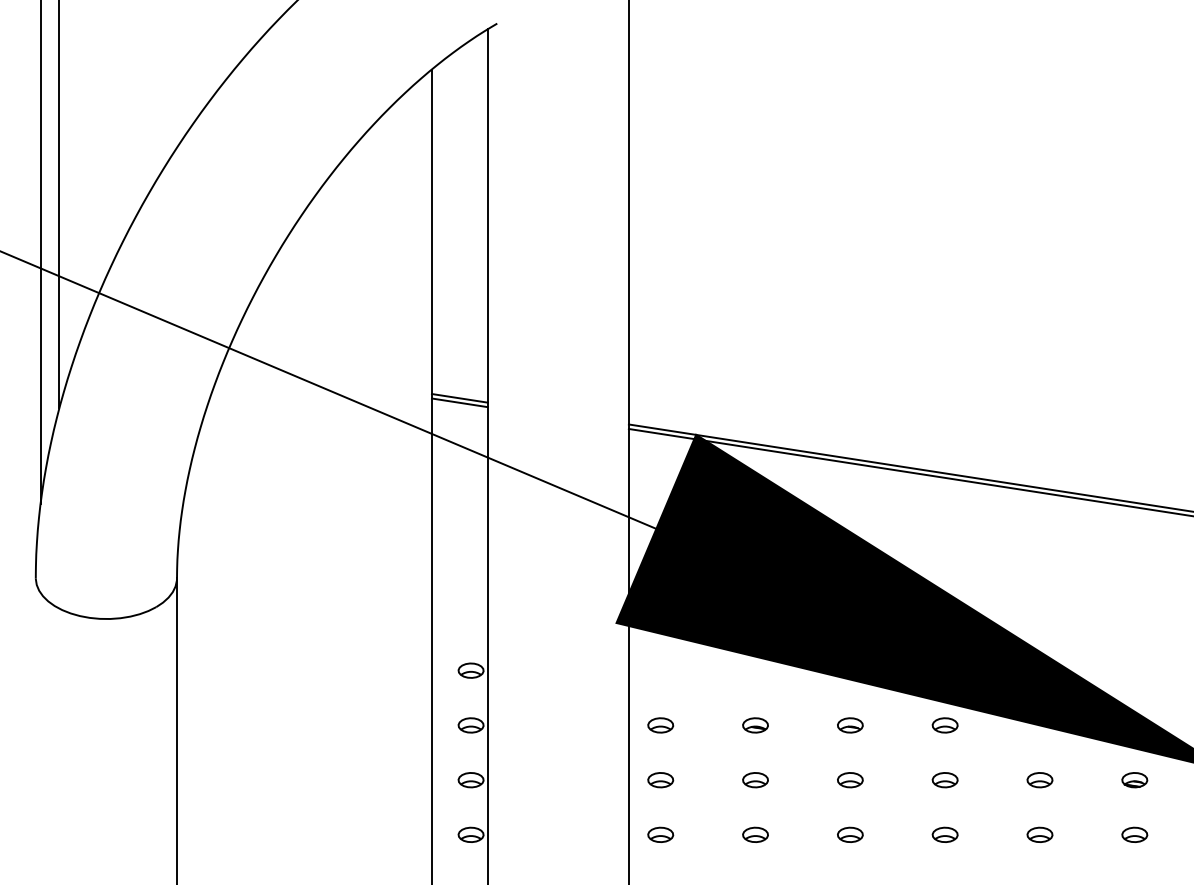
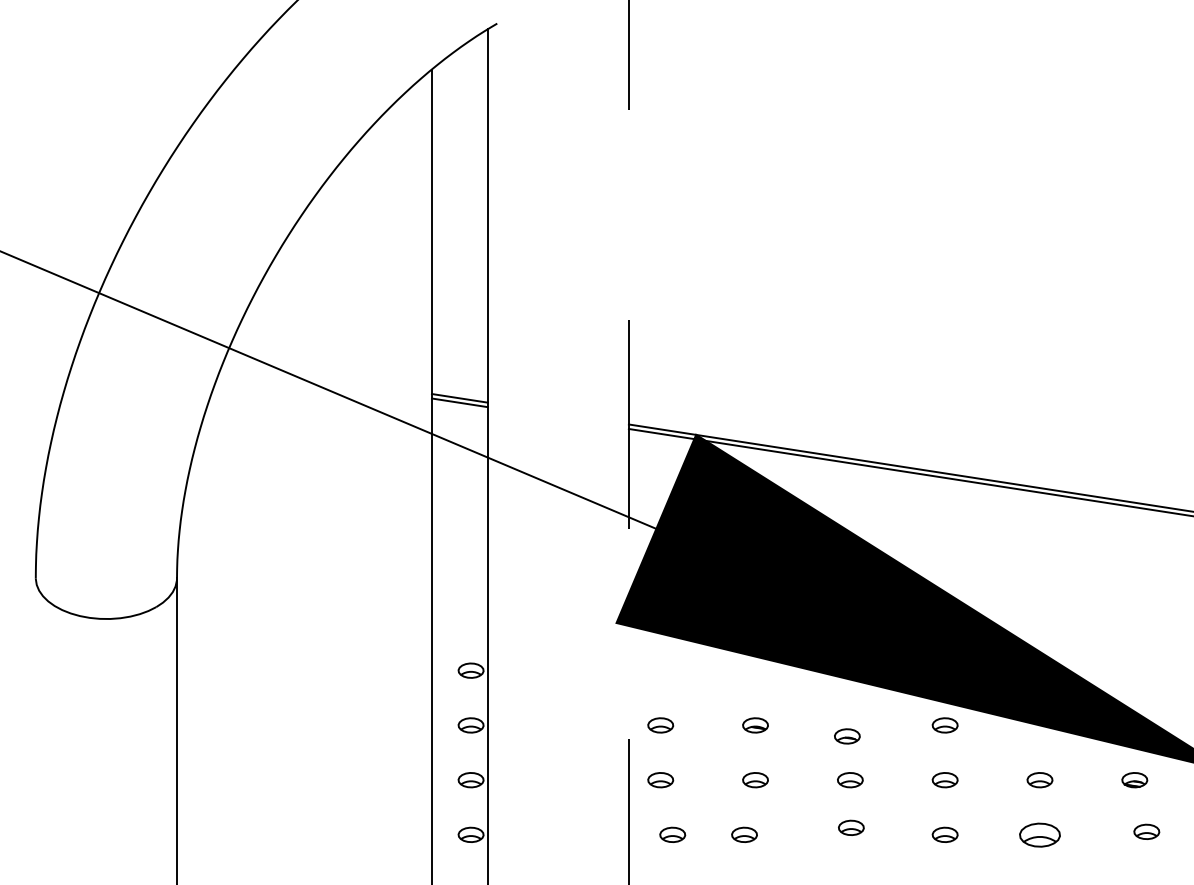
line: present -> none (59, 205)
line: present -> none (40, 252)
line: solid -> dashed (628, 442)
part position: (850, 725) -> (847, 736) (847, 736)
part position: (660, 834) -> (672, 834) (672, 834)
part position: (755, 834) -> (744, 834) (744, 834)
part position: (850, 834) -> (851, 827) (851, 827)
part size: 28x17 px -> 42x26 px (1039, 834)
part position: (1134, 834) -> (1146, 831) (1146, 831)
